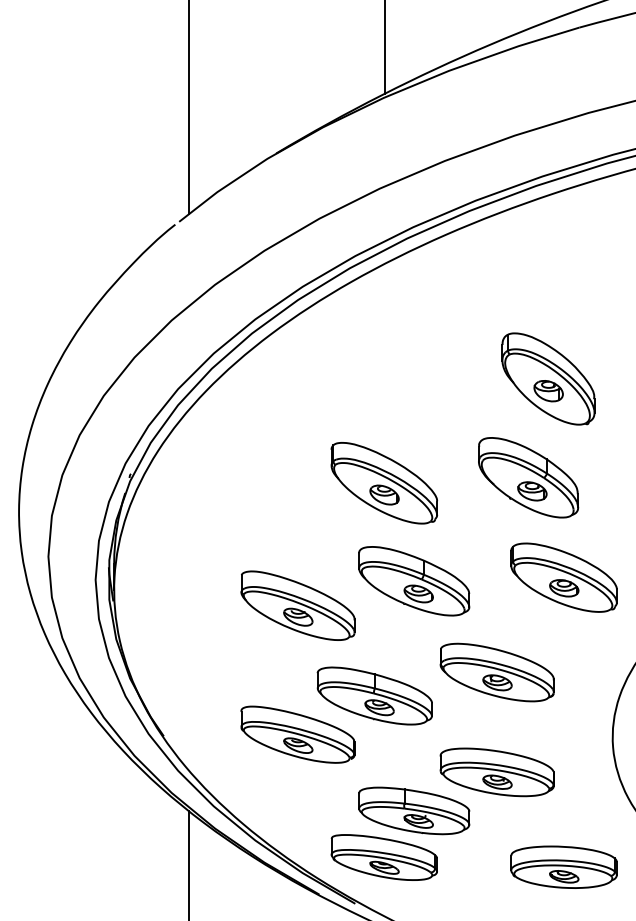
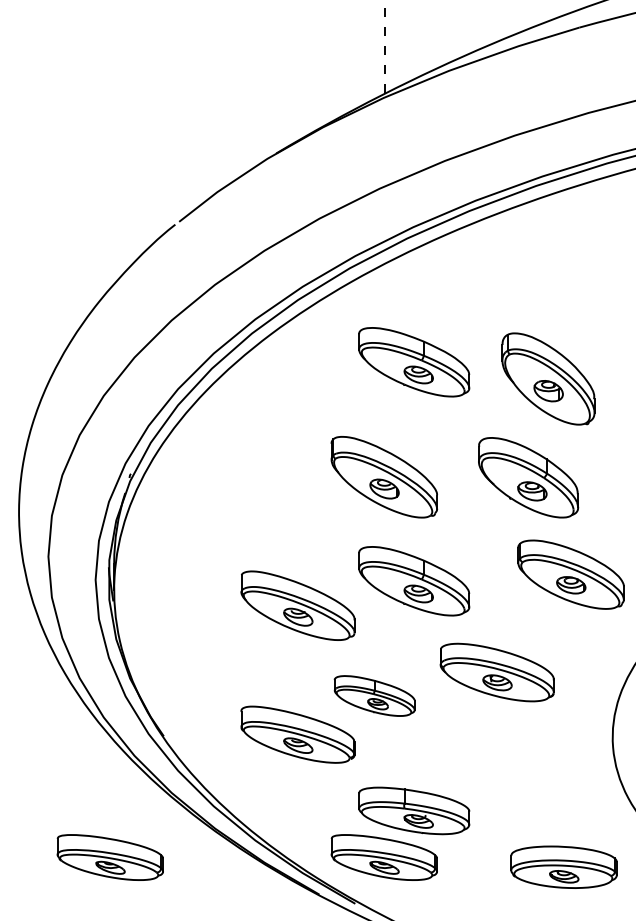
line: solid -> dashed (385, 46)
line: present -> none (189, 107)
part: none -> present (414, 362)
part position: (384, 483) -> (384, 477) (384, 477)
part position: (563, 577) -> (570, 574) (570, 574)
part size: 117x60 px -> 83x42 px (374, 695)
part: present -> none (496, 772)
part: none -> present (109, 857)
line: present -> none (189, 863)
